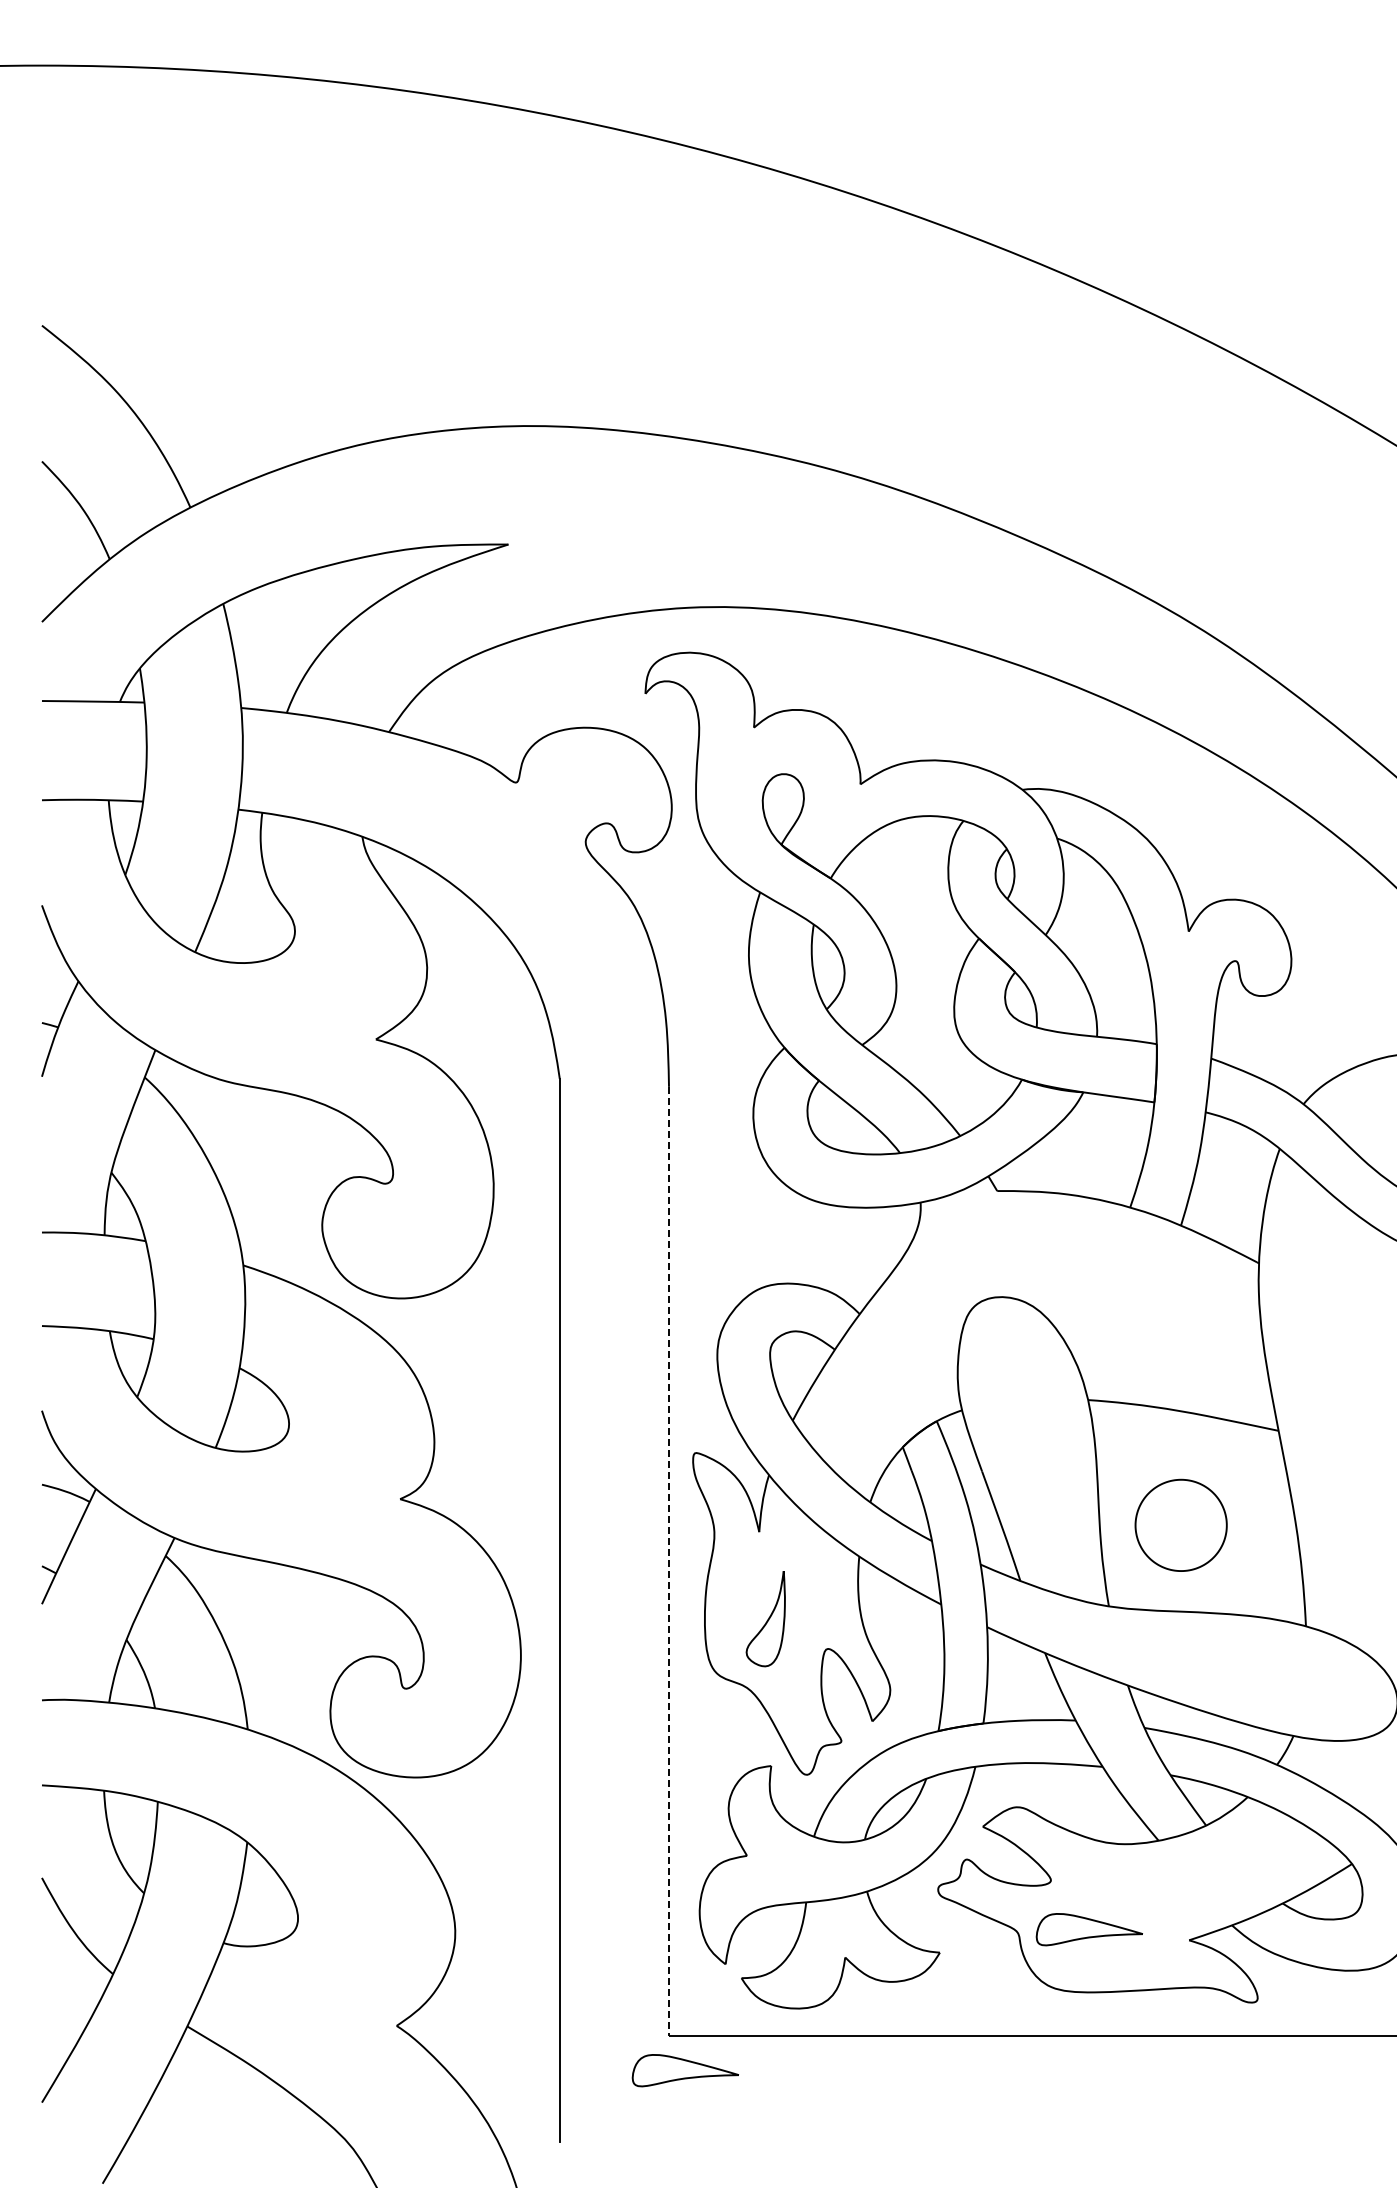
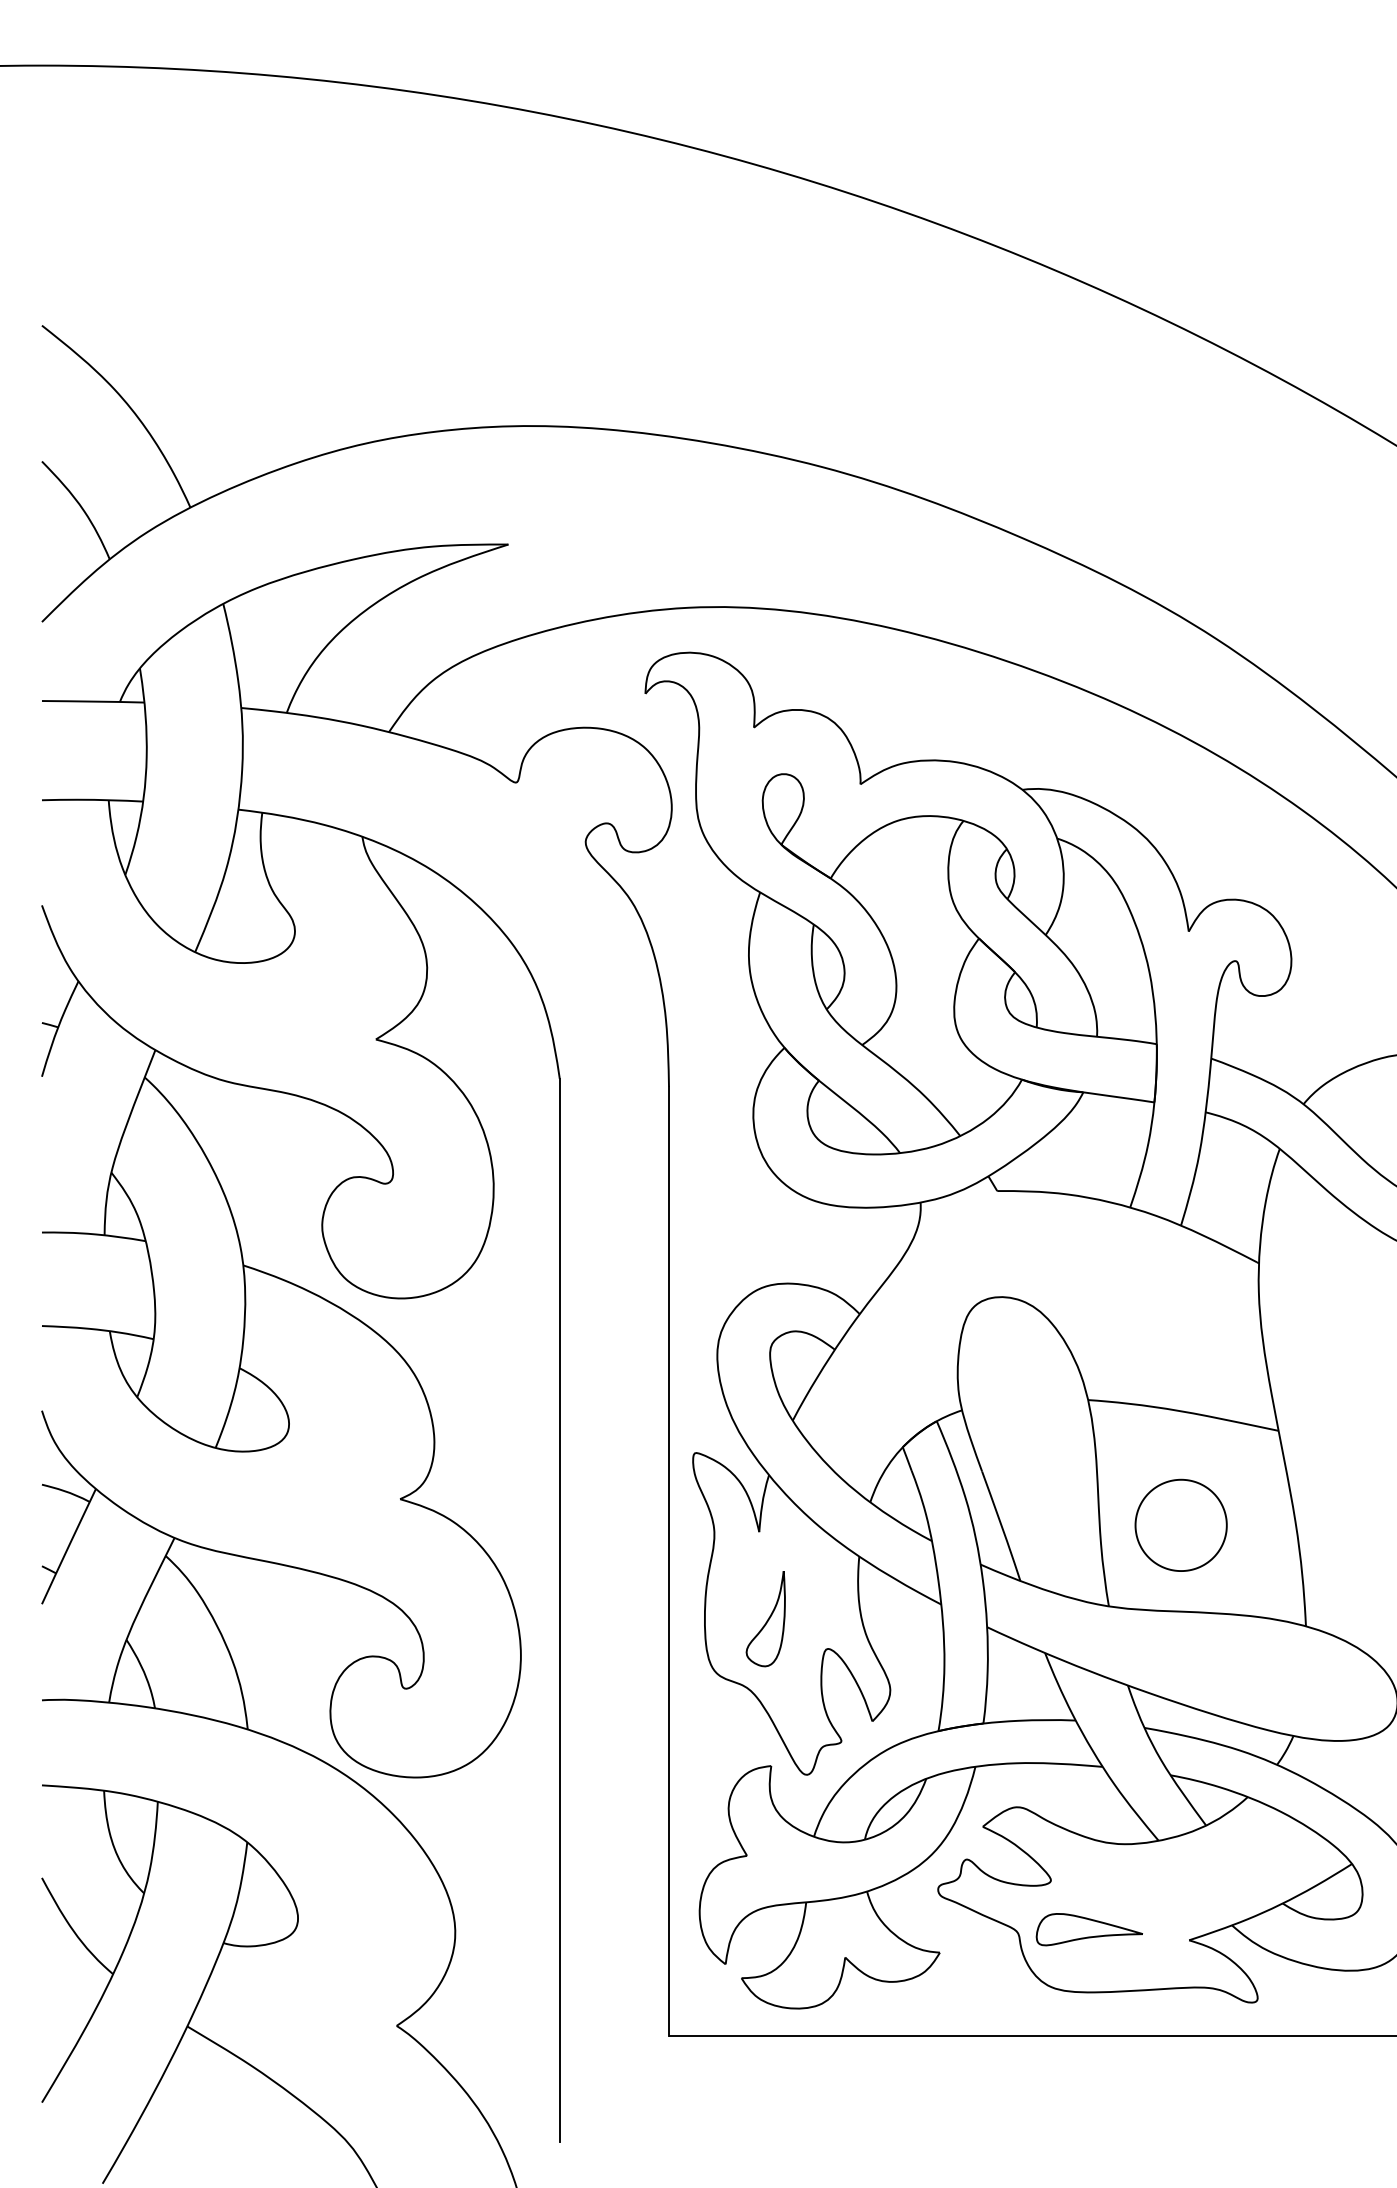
line: dashed -> solid (668, 1561)
part: present -> none (684, 2070)
